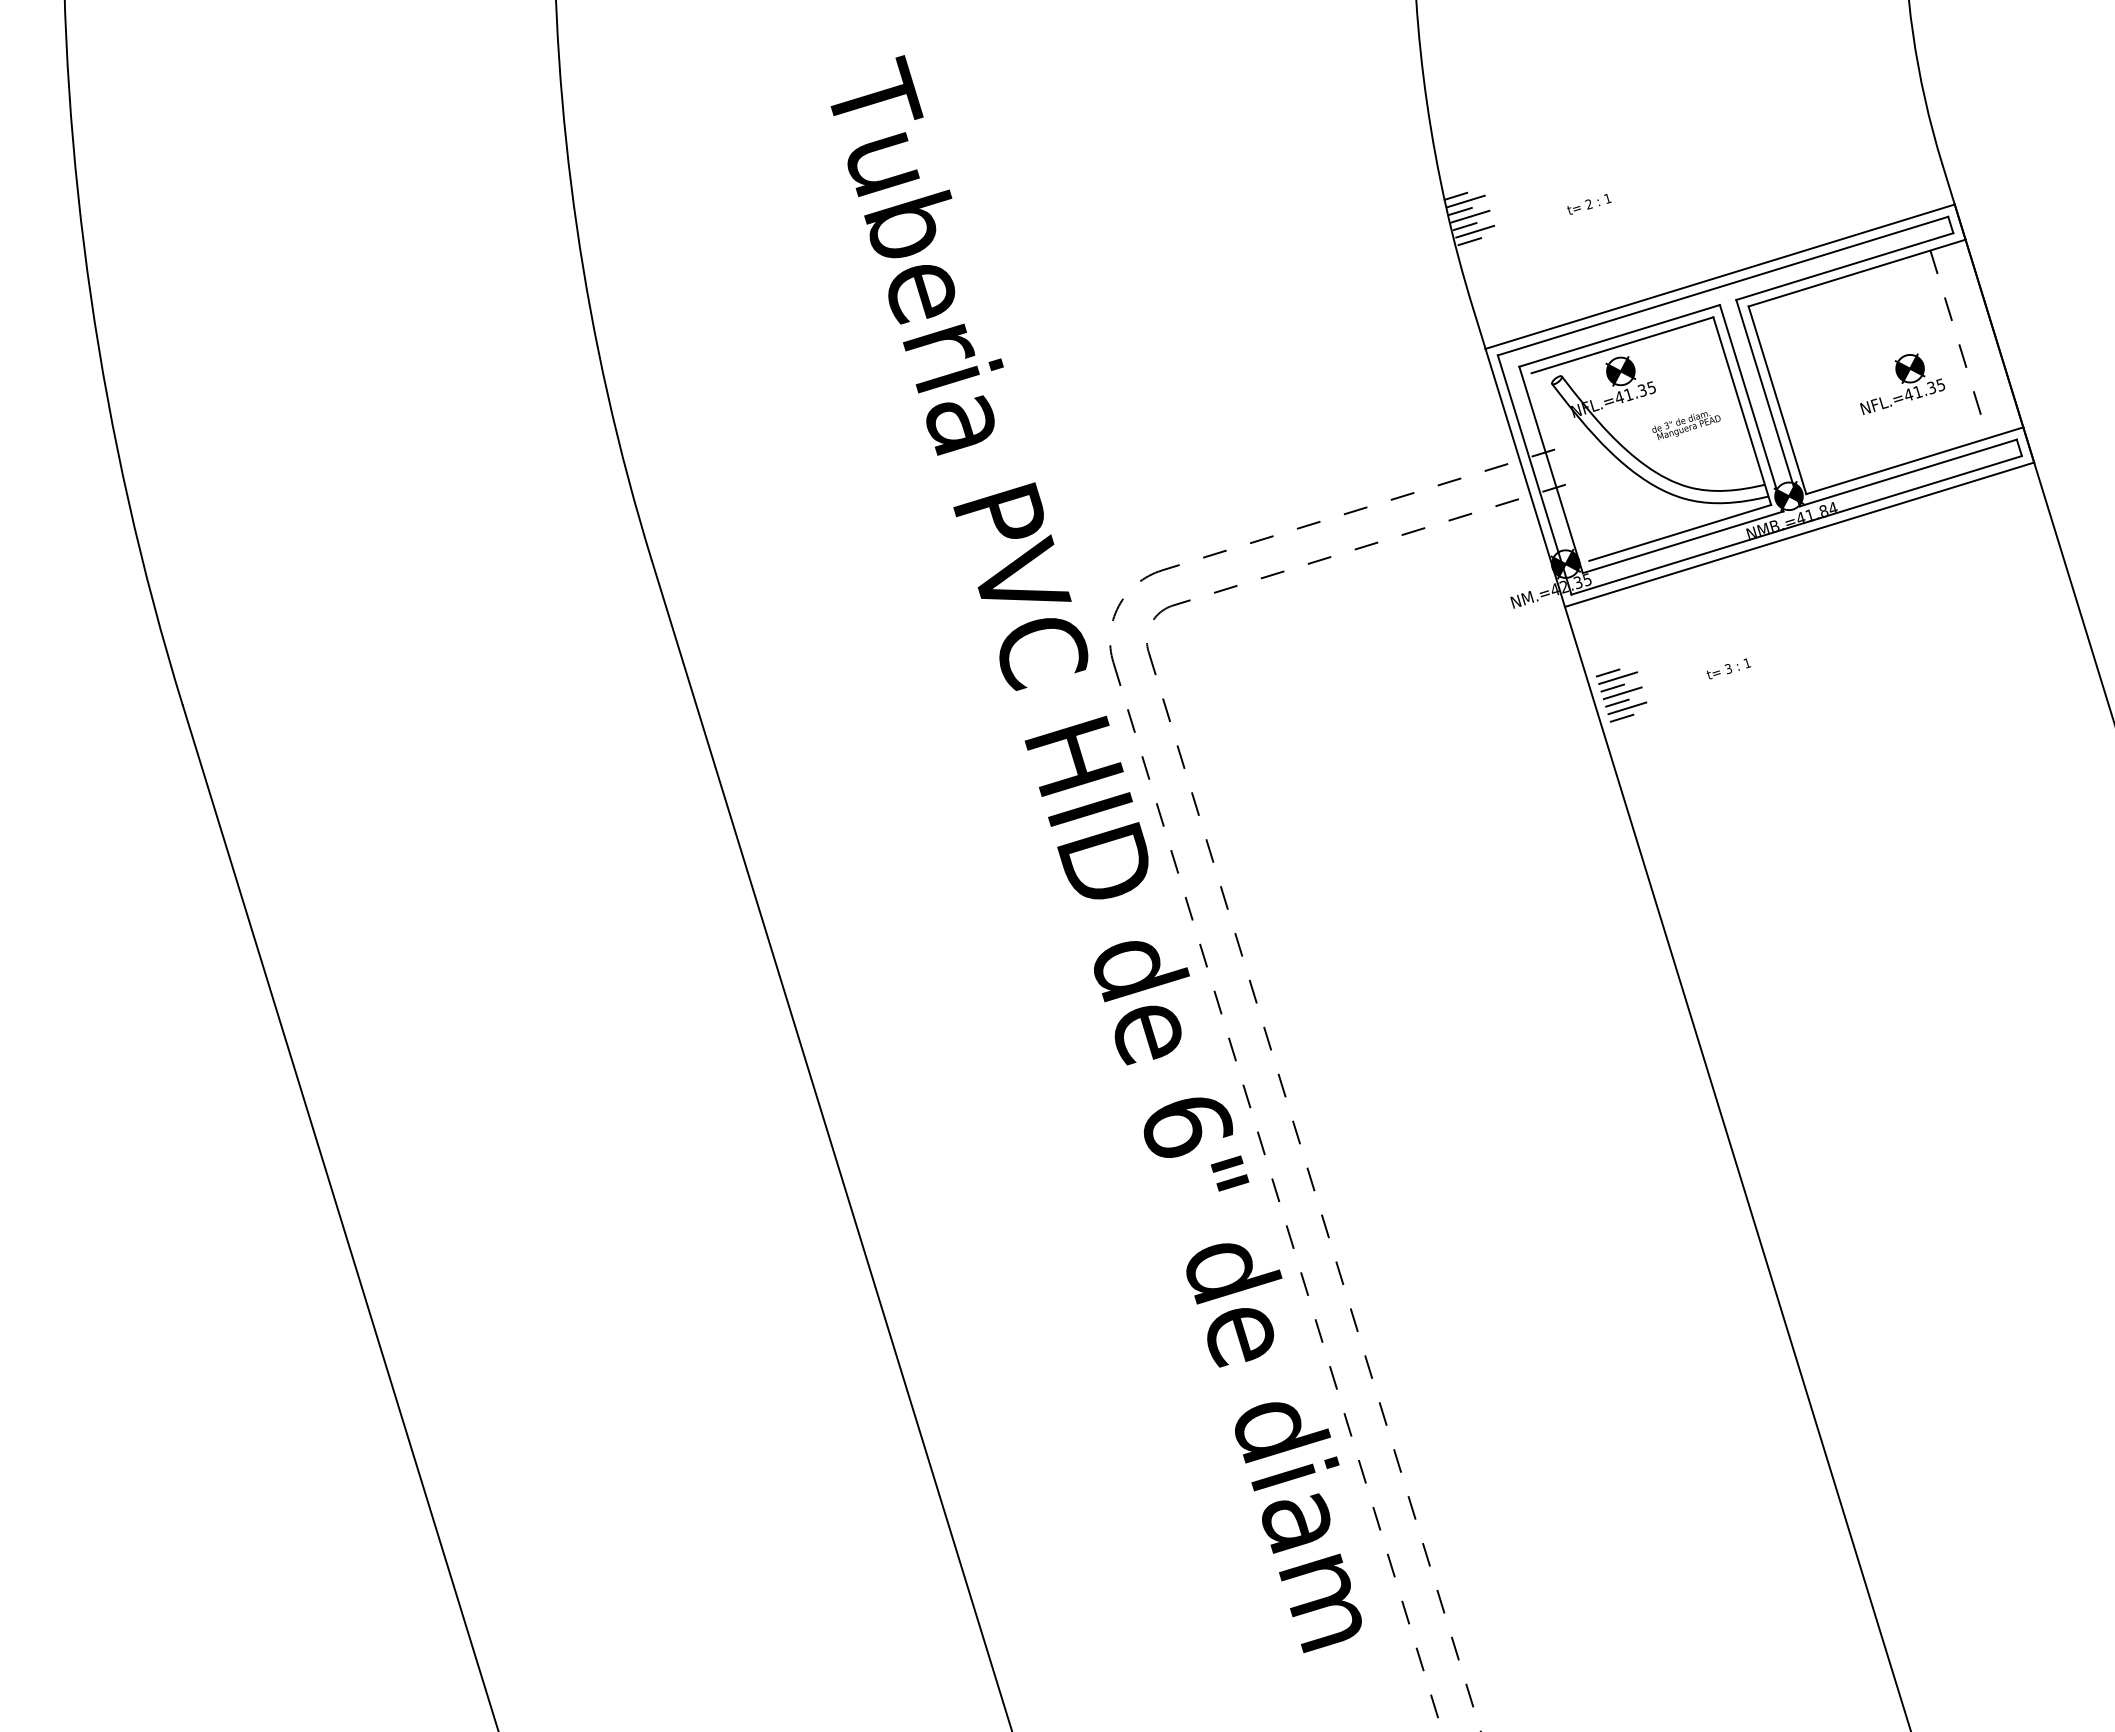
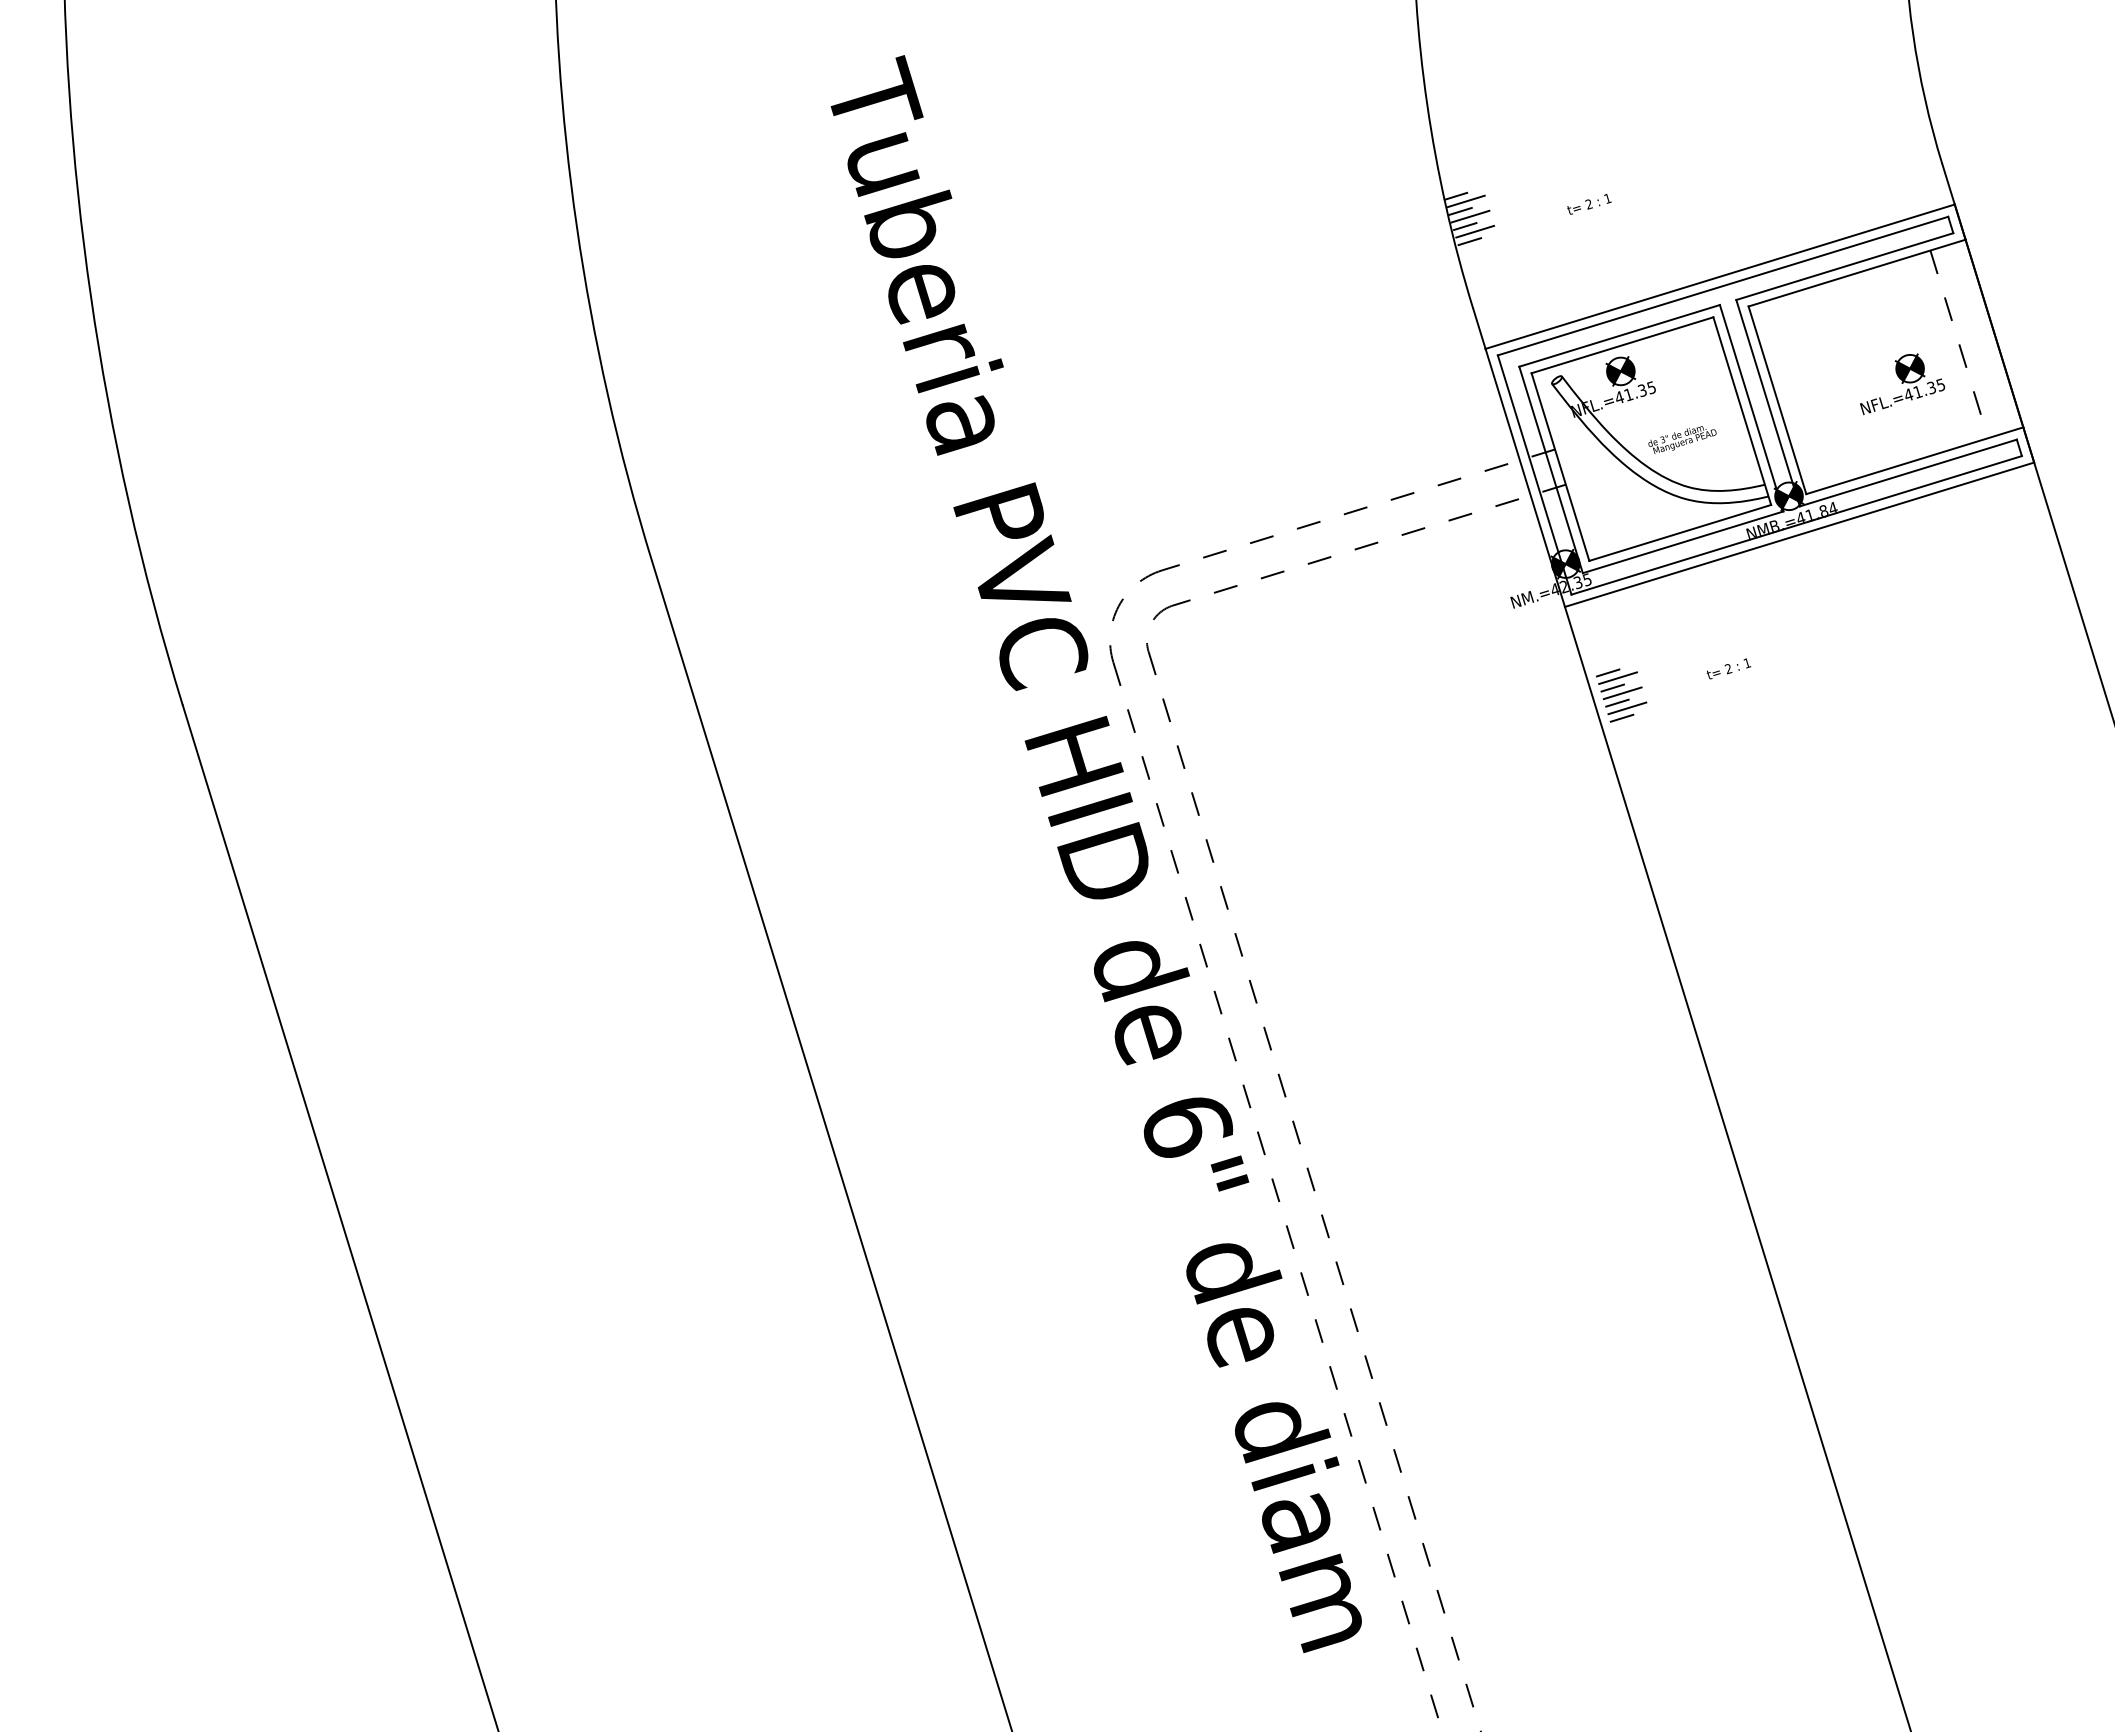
text position: (1686, 425) -> (1682, 439) (1682, 439)
line: none -> present (1560, 466)
text: 3 -> 2 (1728, 669)
